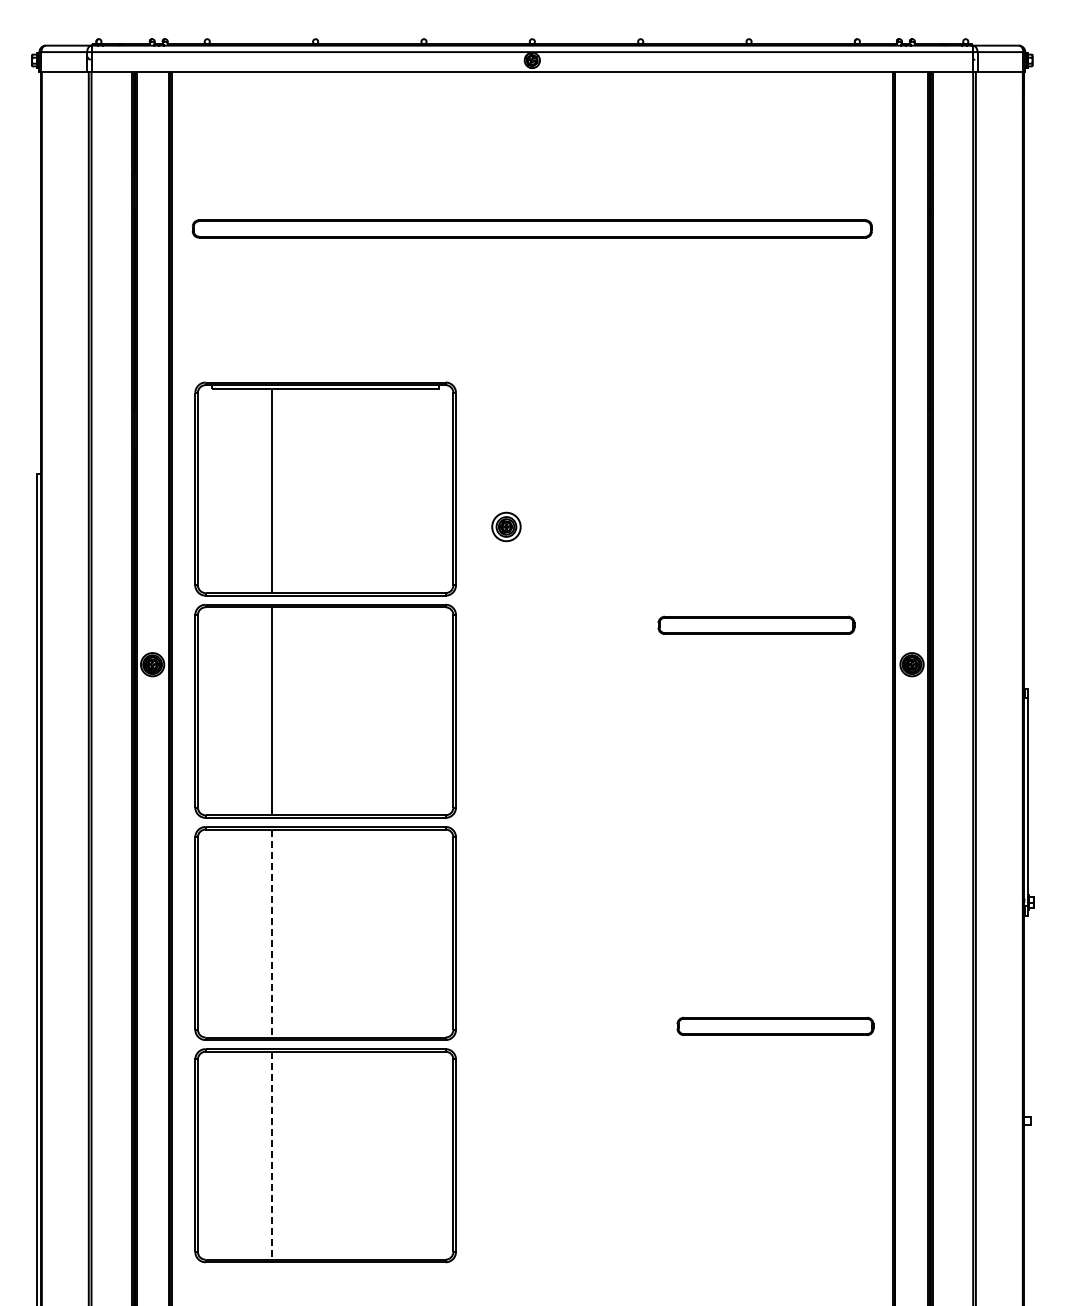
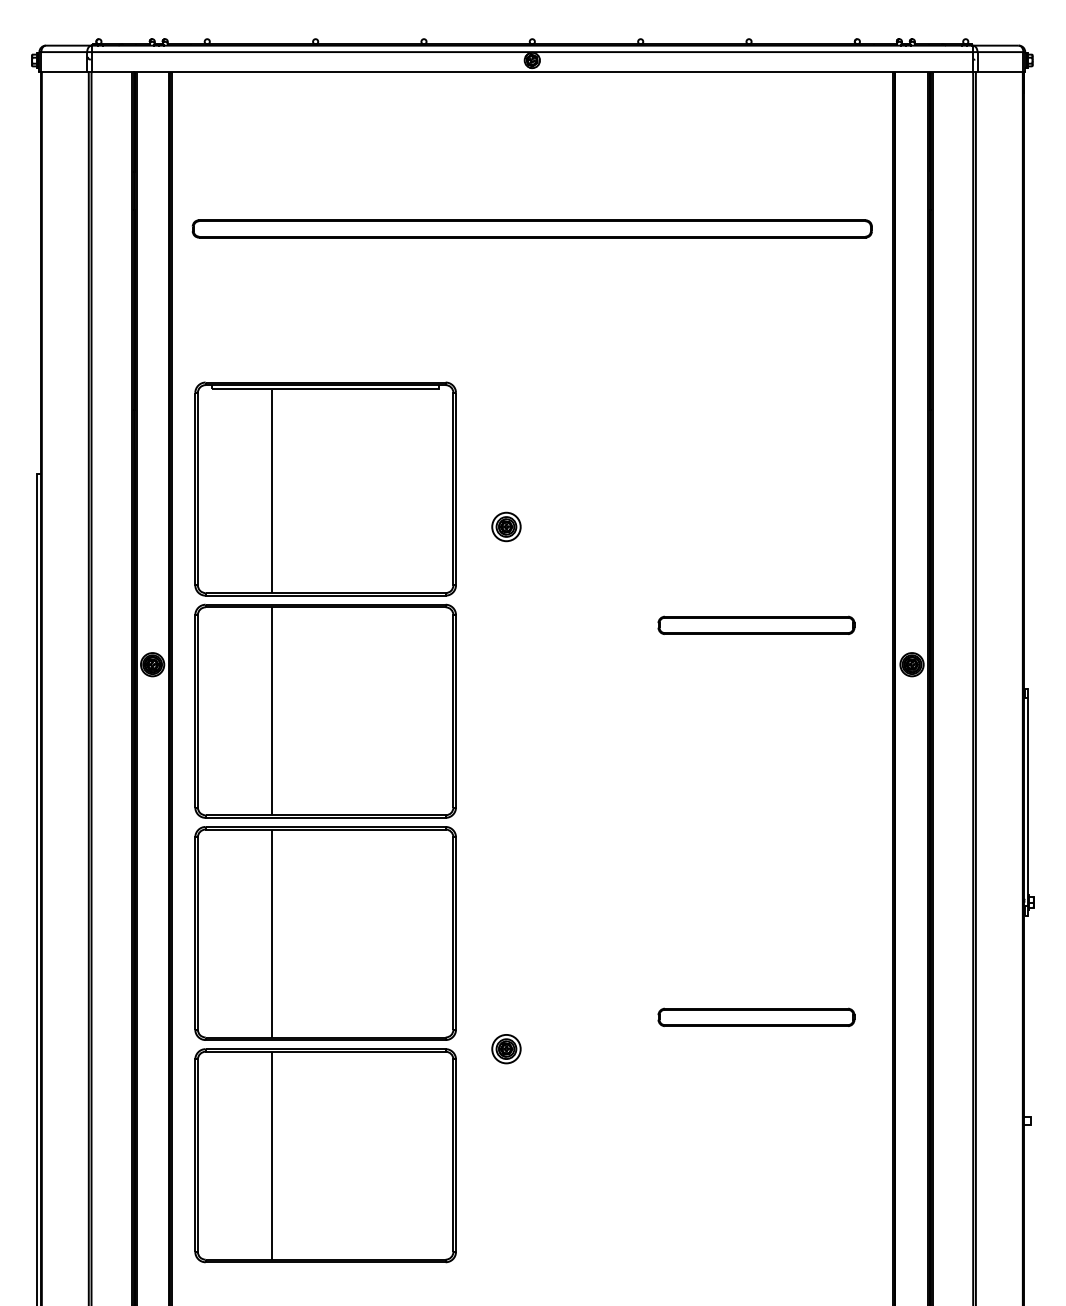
line: dashed -> solid (272, 933)
part position: (775, 1025) -> (756, 1016) (756, 1016)
part: none -> present (506, 1049)
line: dashed -> solid (272, 1155)
